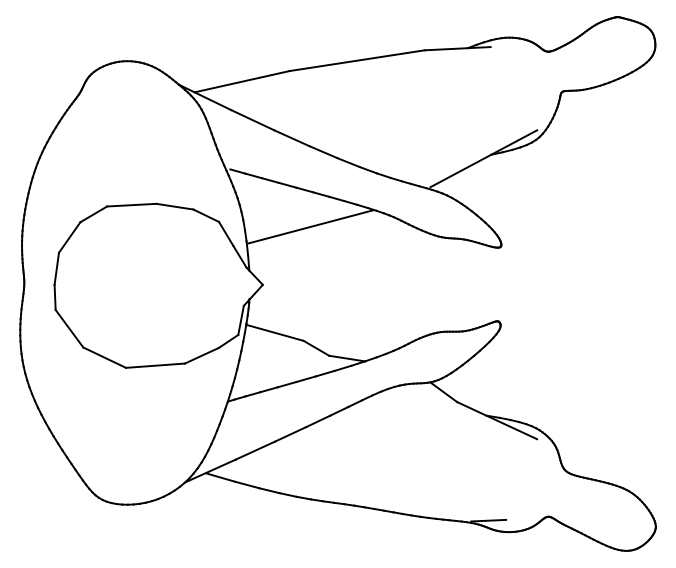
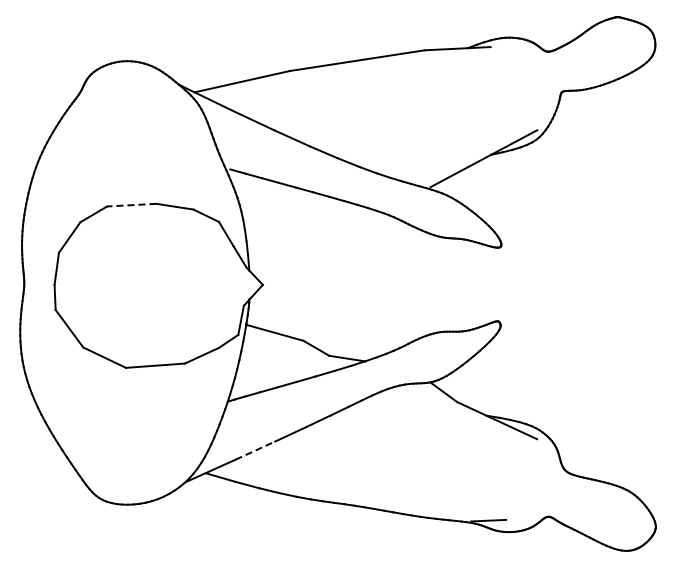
line: solid -> dashed (131, 205)
line: present -> none (310, 226)
line: solid -> dashed (255, 450)
